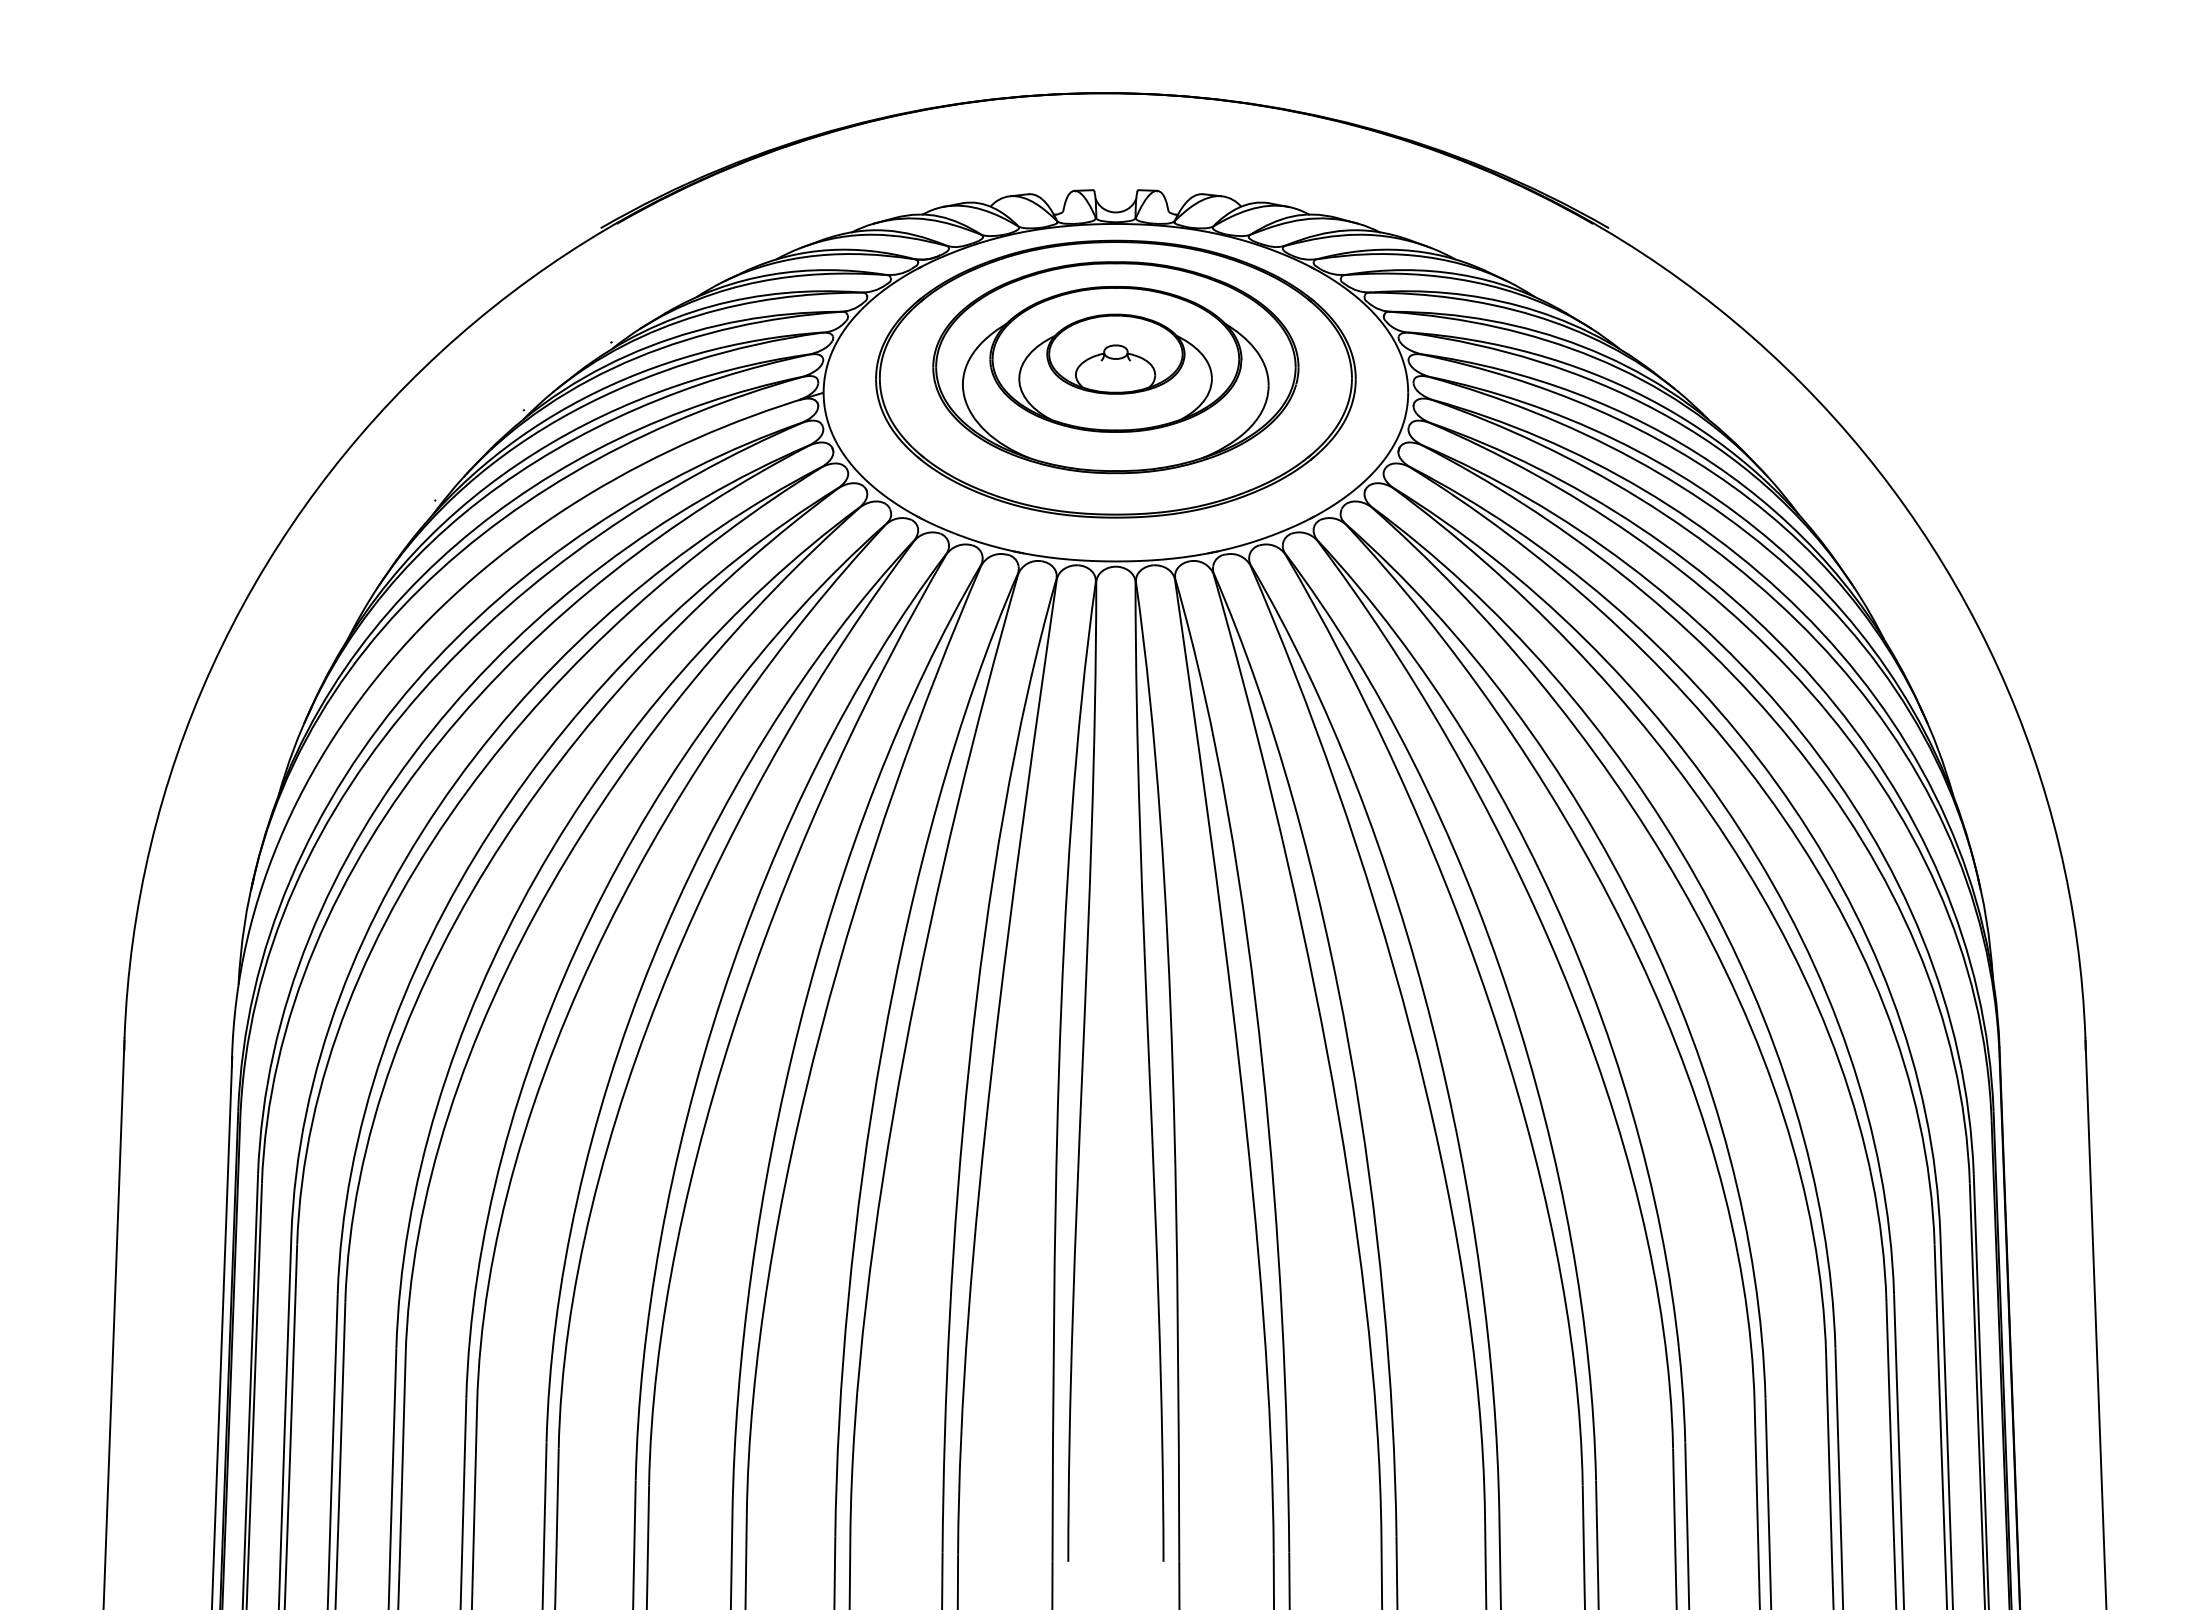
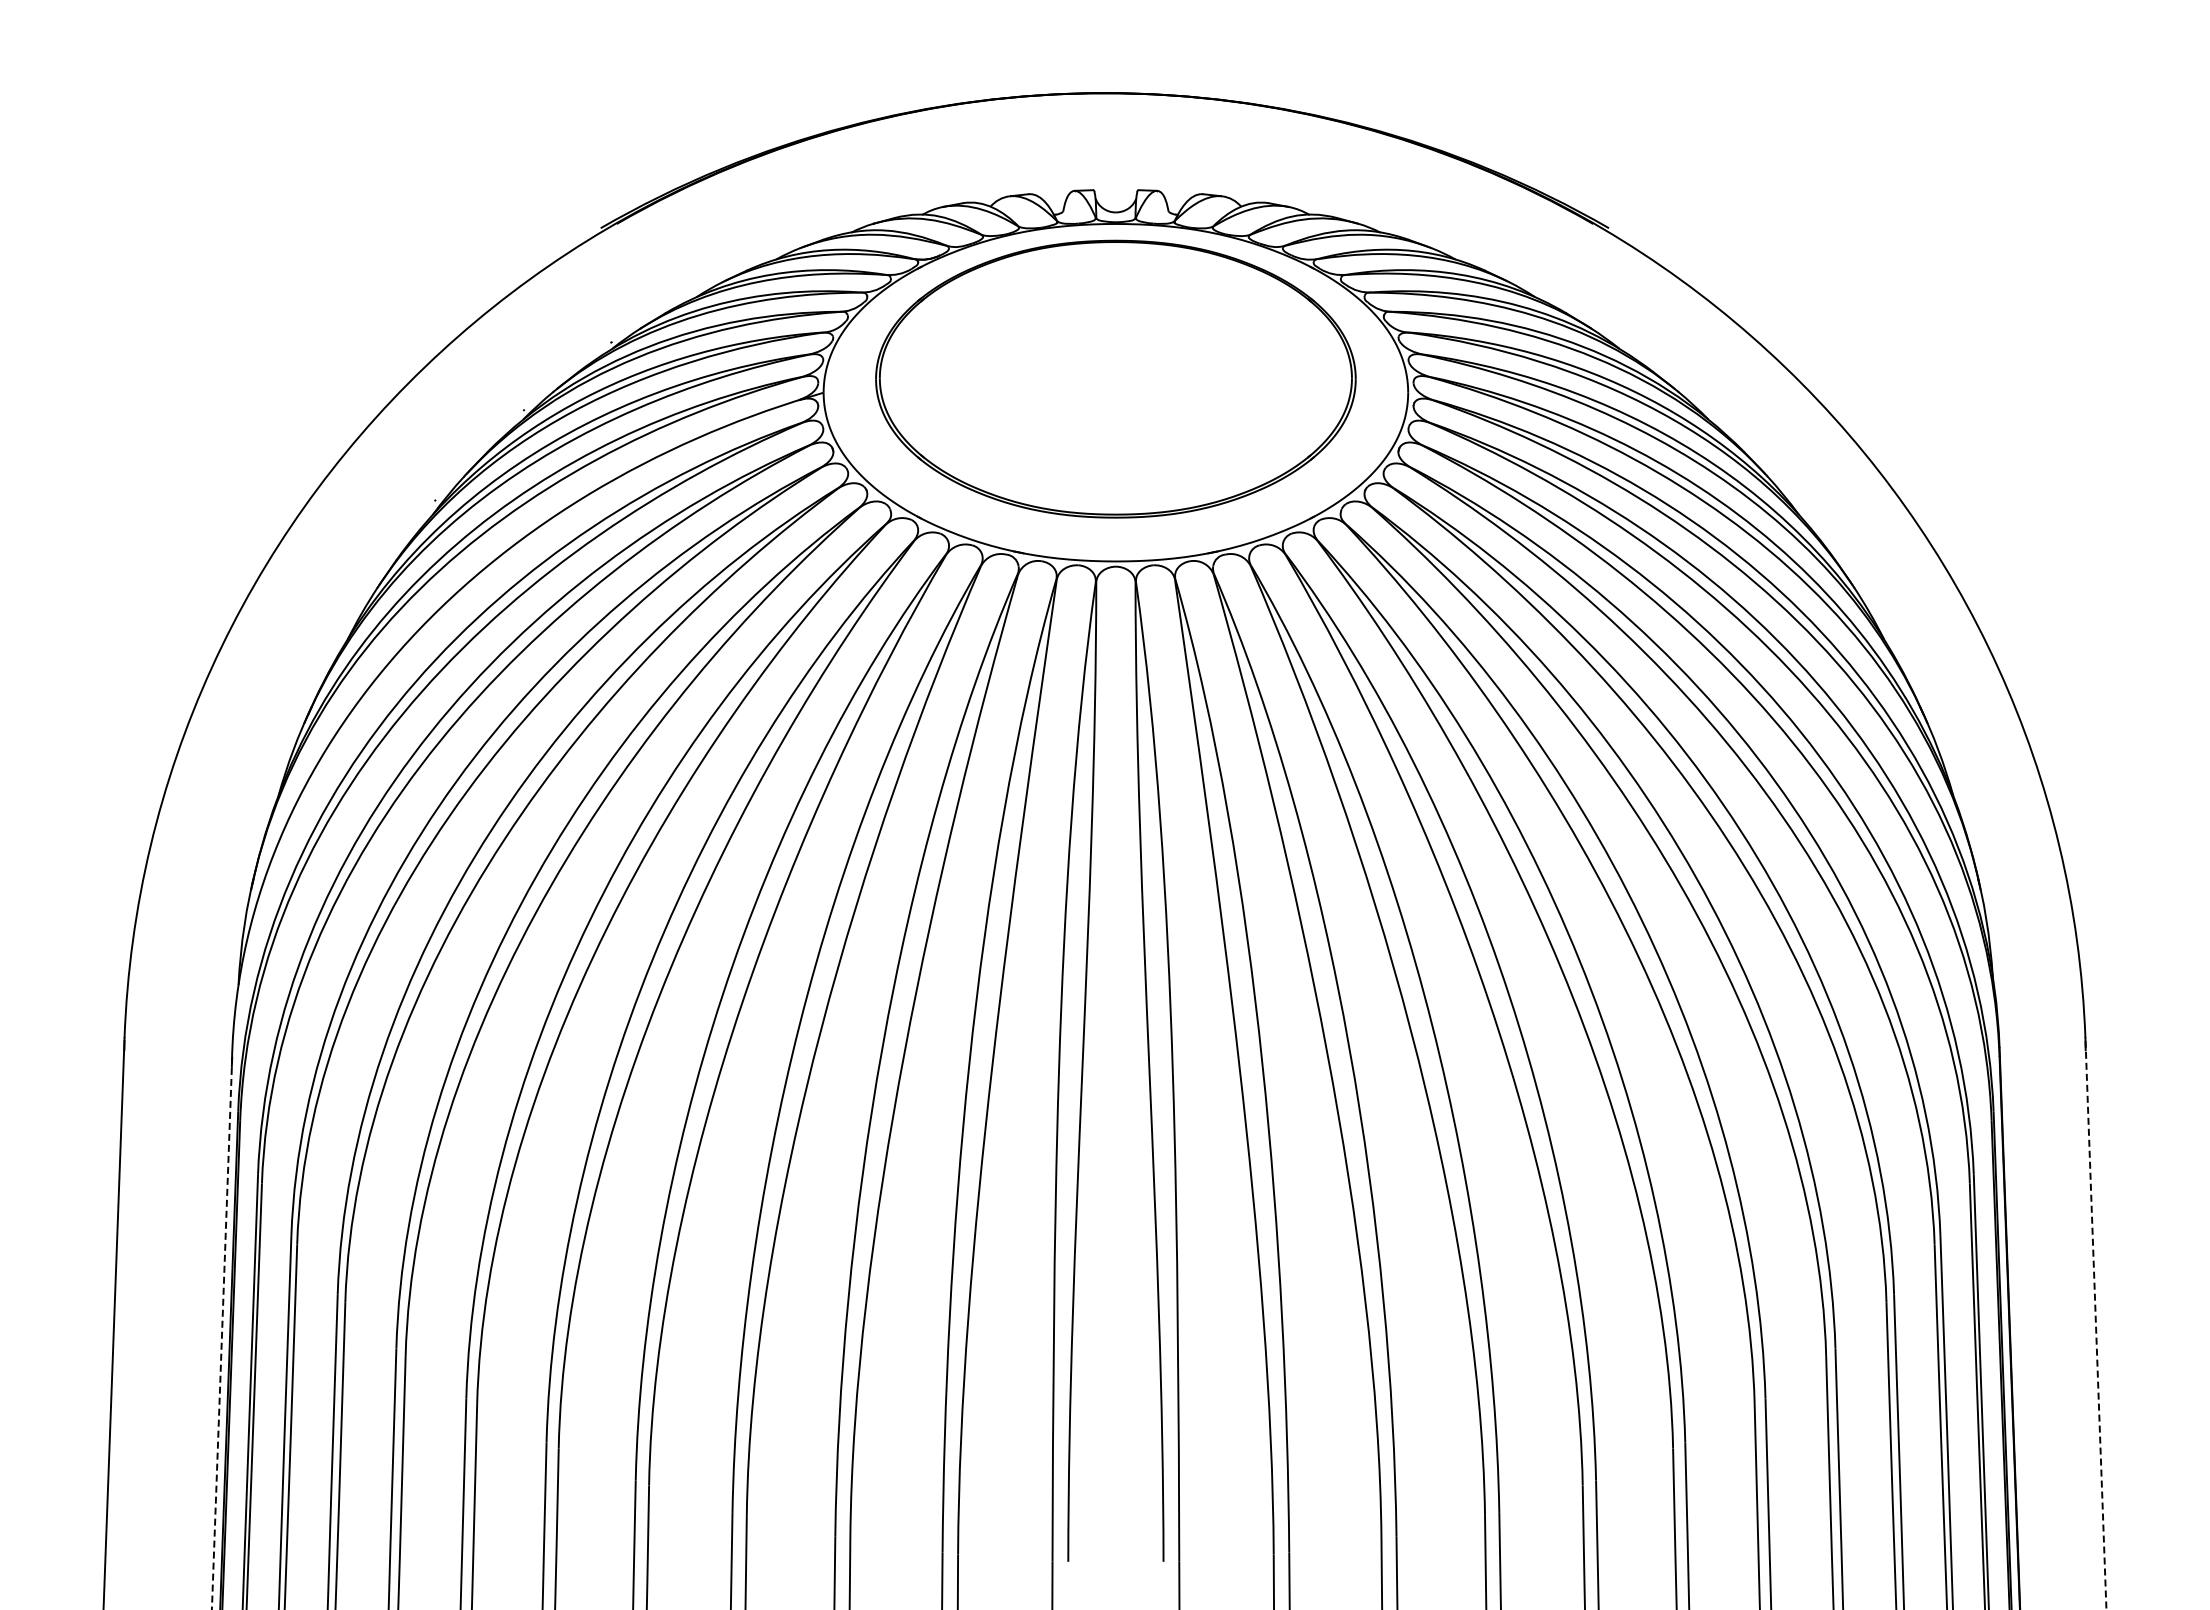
part: present -> none (1115, 367)
line: solid -> dashed (2096, 1325)
line: solid -> dashed (222, 1333)
